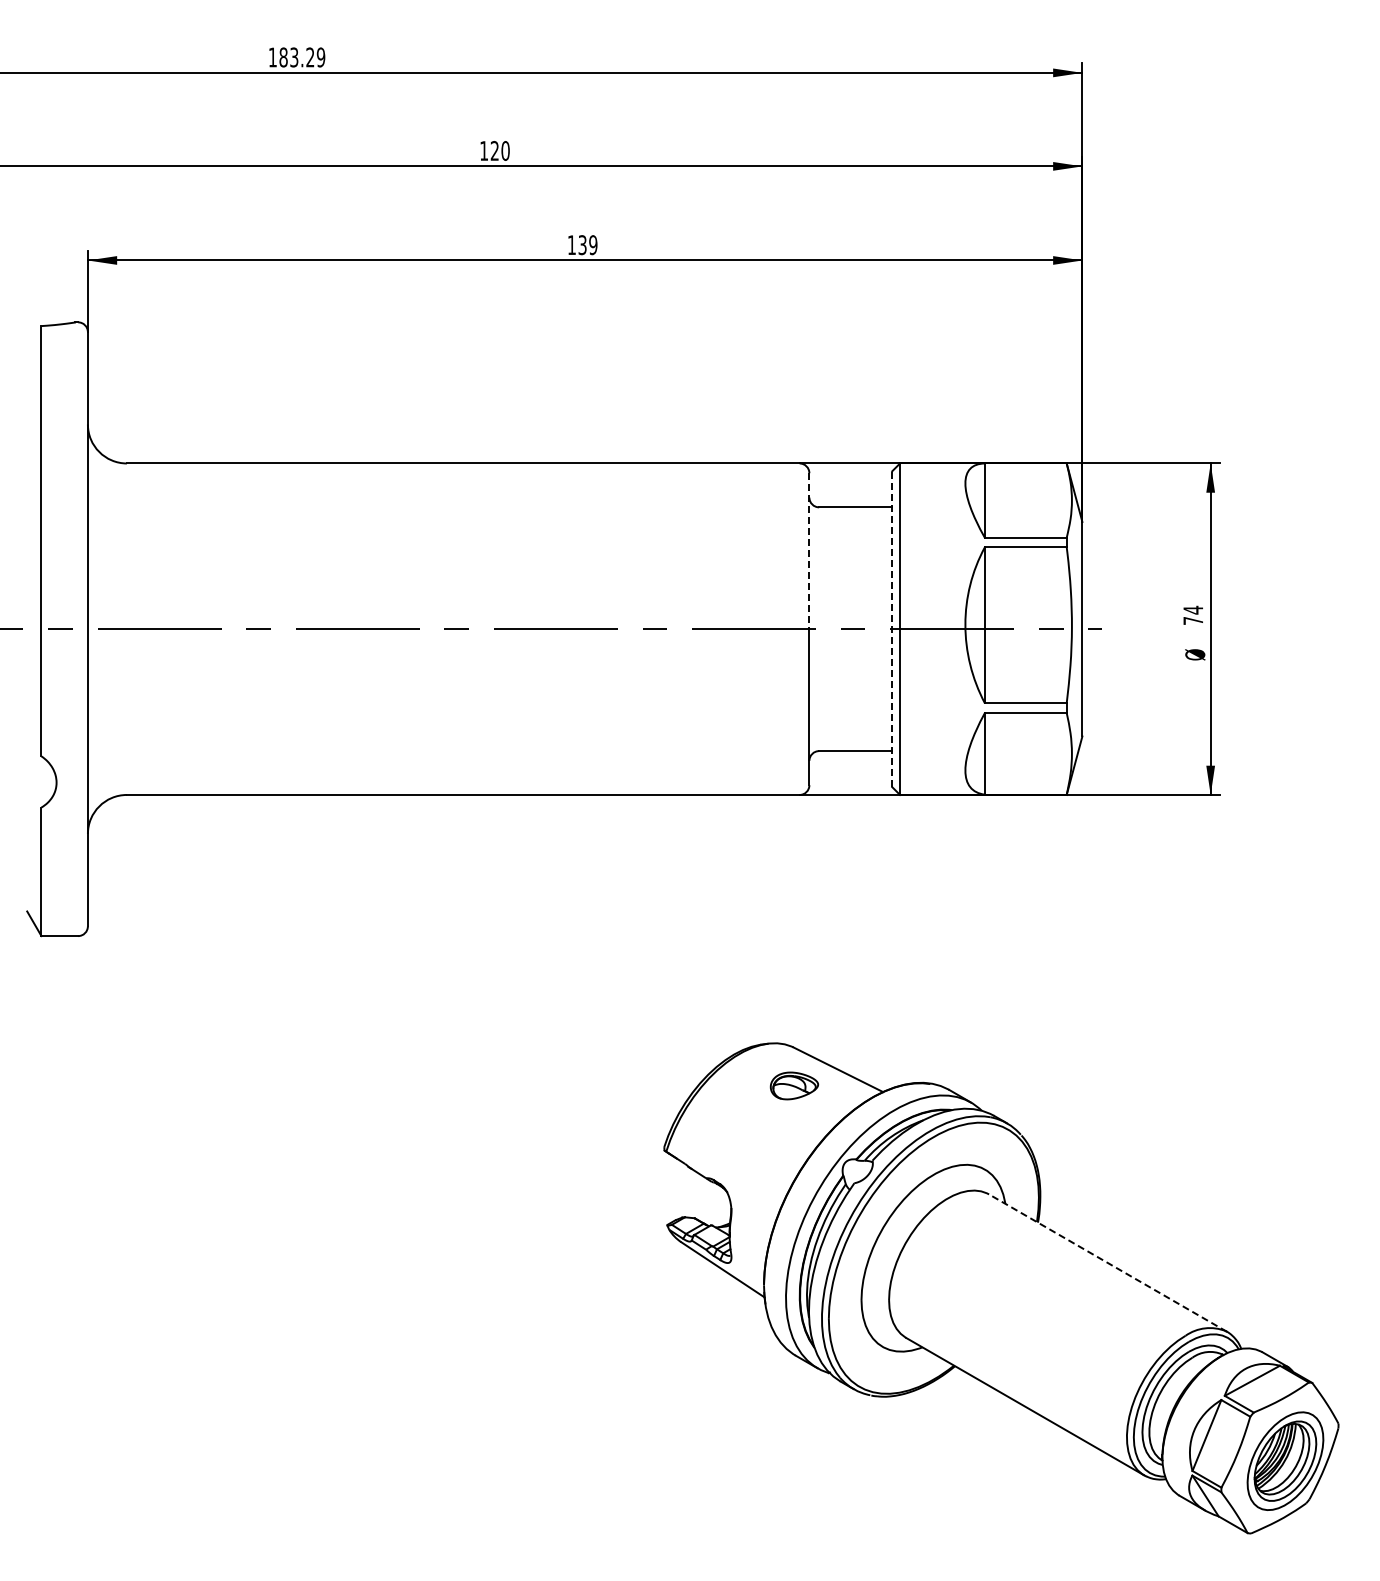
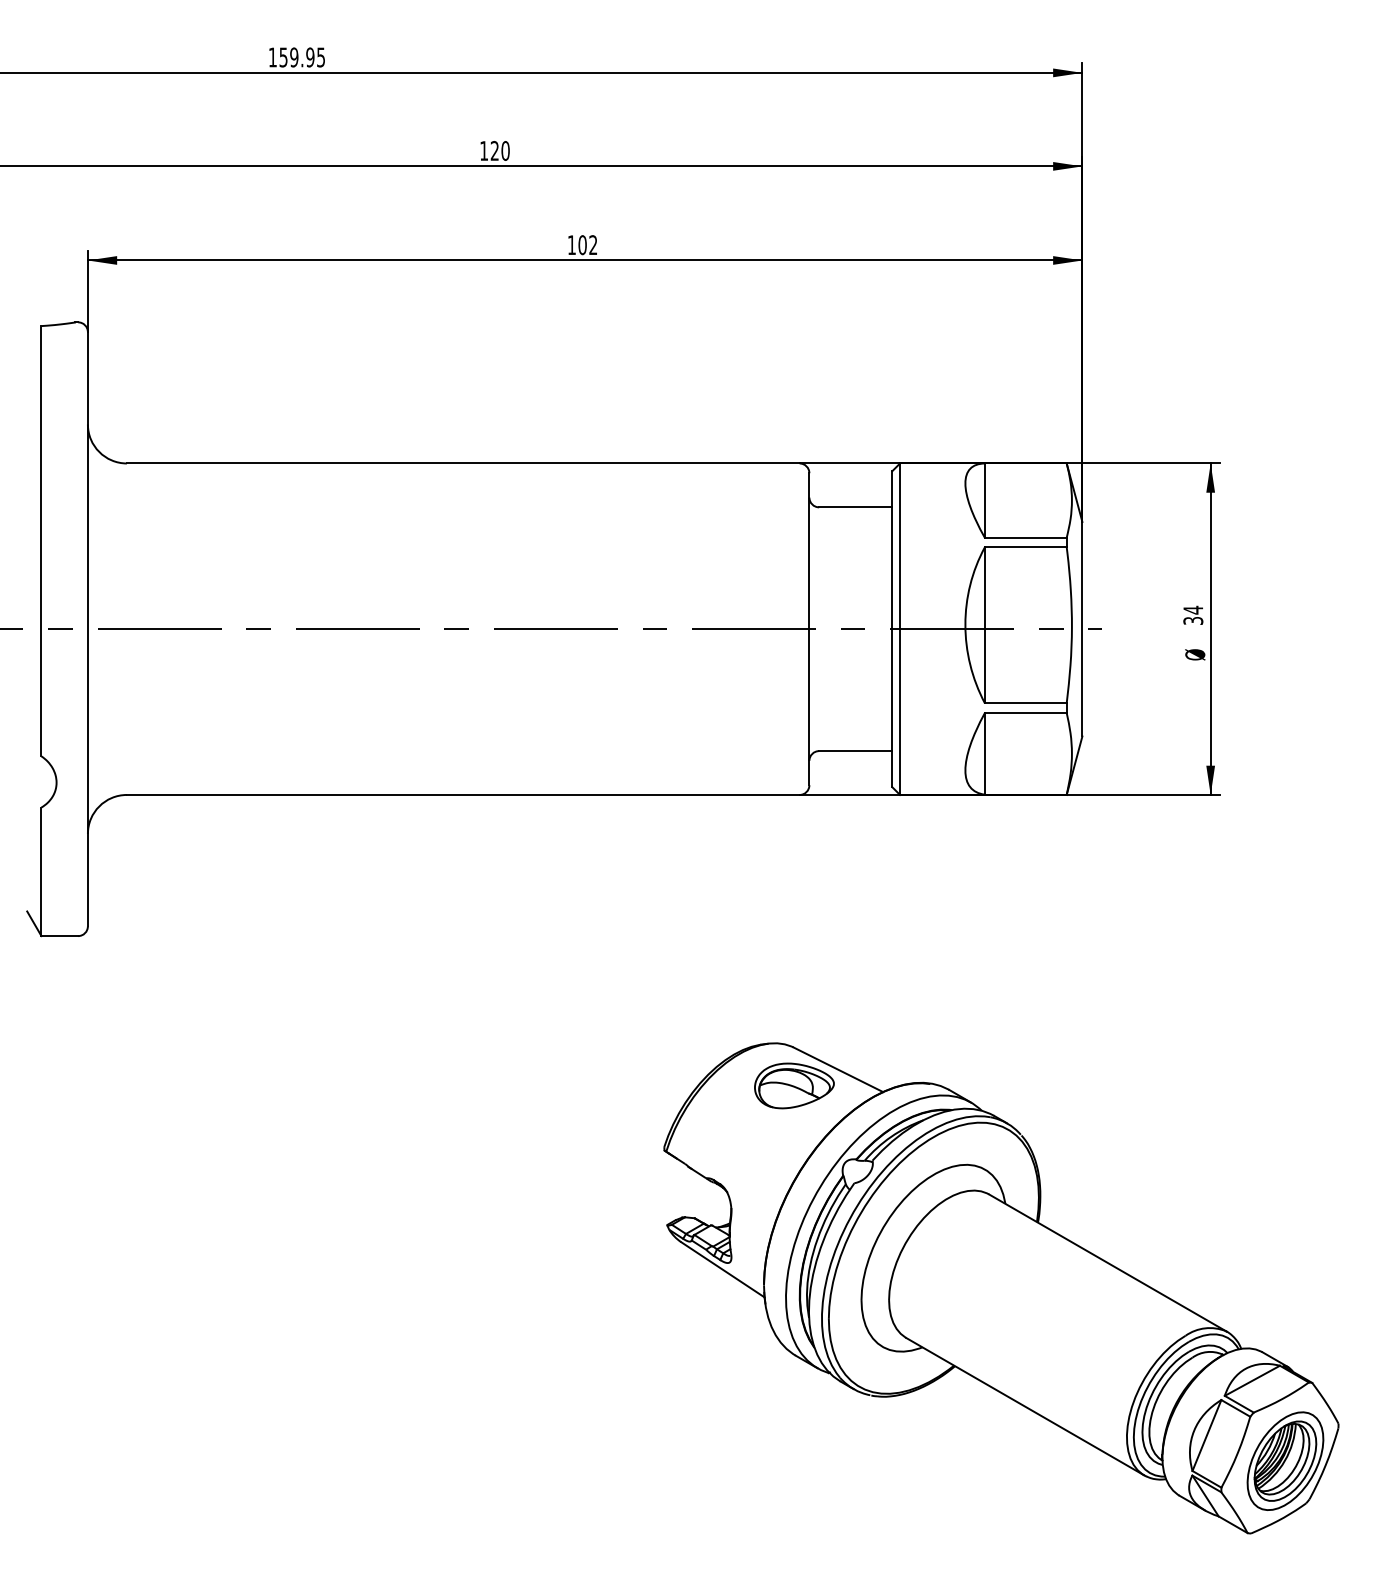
text: 183.29 -> 159.95 (302, 57)
text: 139 -> 102 (587, 245)
line: dashed -> solid (809, 551)
text: 74 -> 34 (1193, 620)
line: dashed -> solid (892, 629)
part size: 51x30 px -> 81x48 px (794, 1085)
line: dashed -> solid (1107, 1262)
